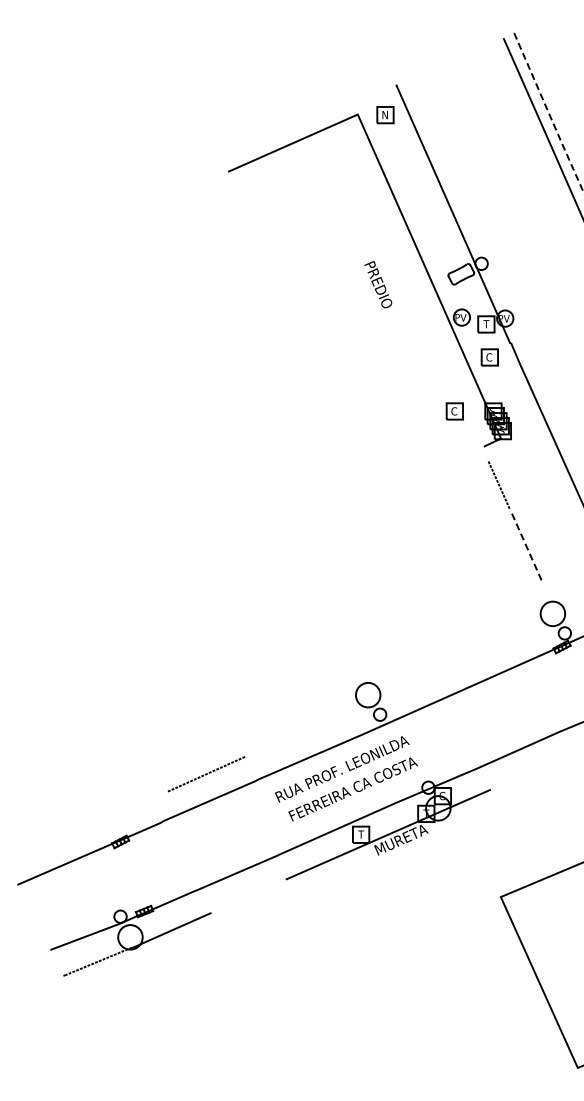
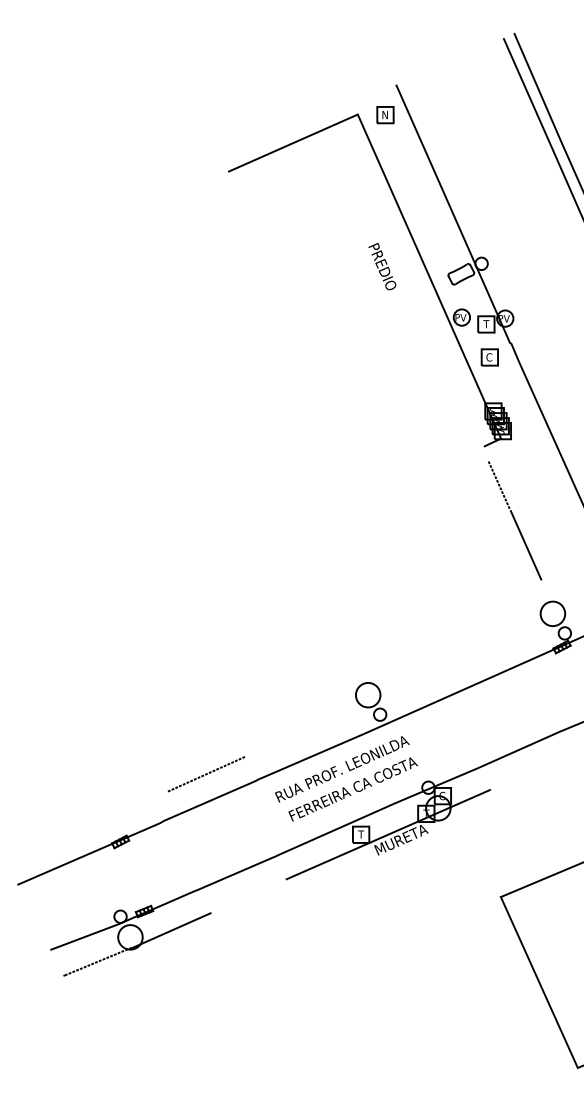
line: dashed -> solid (548, 113)
text position: (378, 284) -> (382, 266) (382, 266)
part: present -> none (454, 411)
line: dashed -> solid (525, 544)
